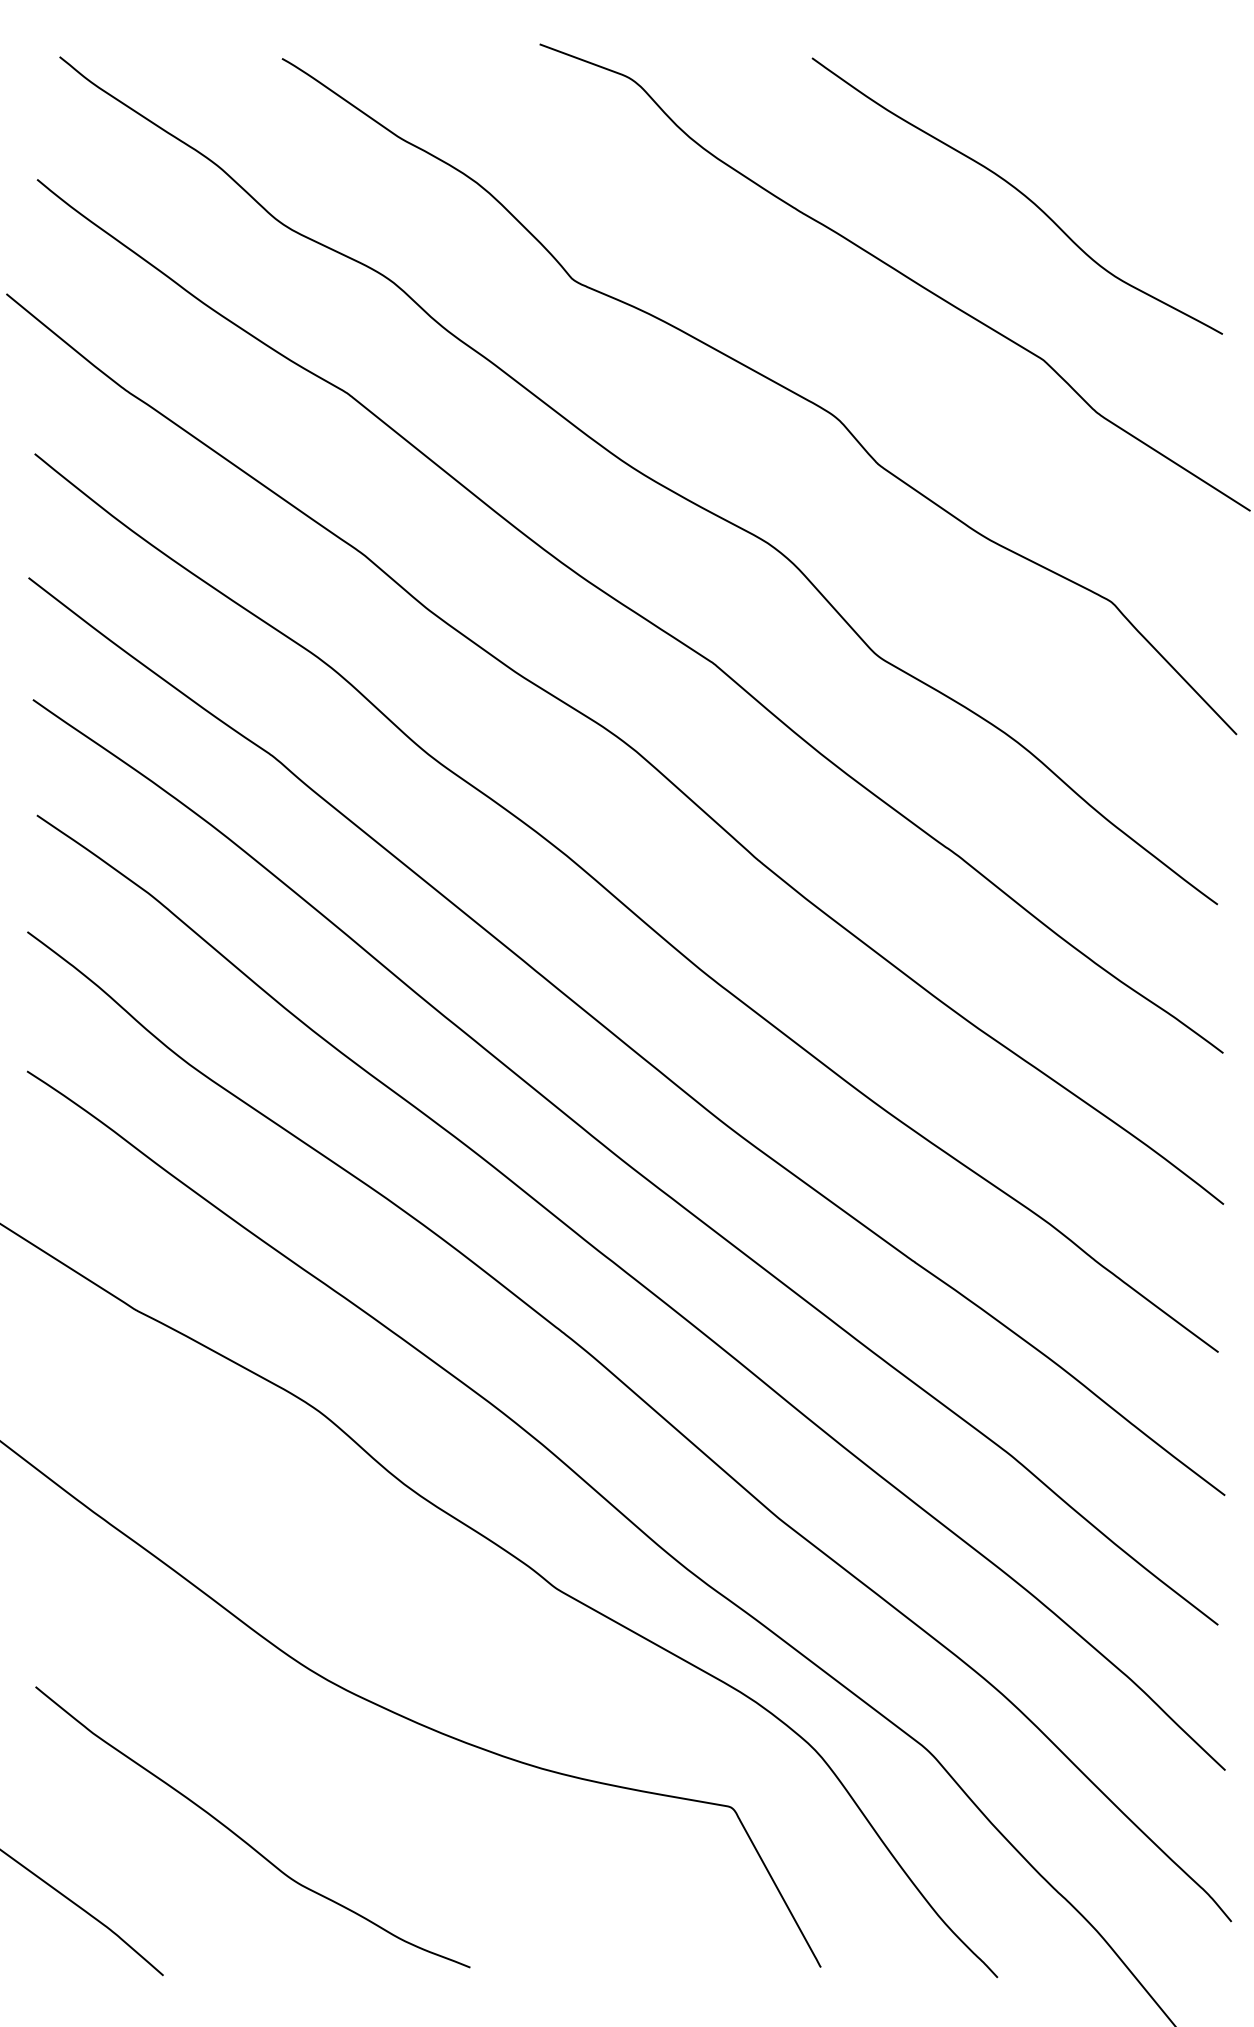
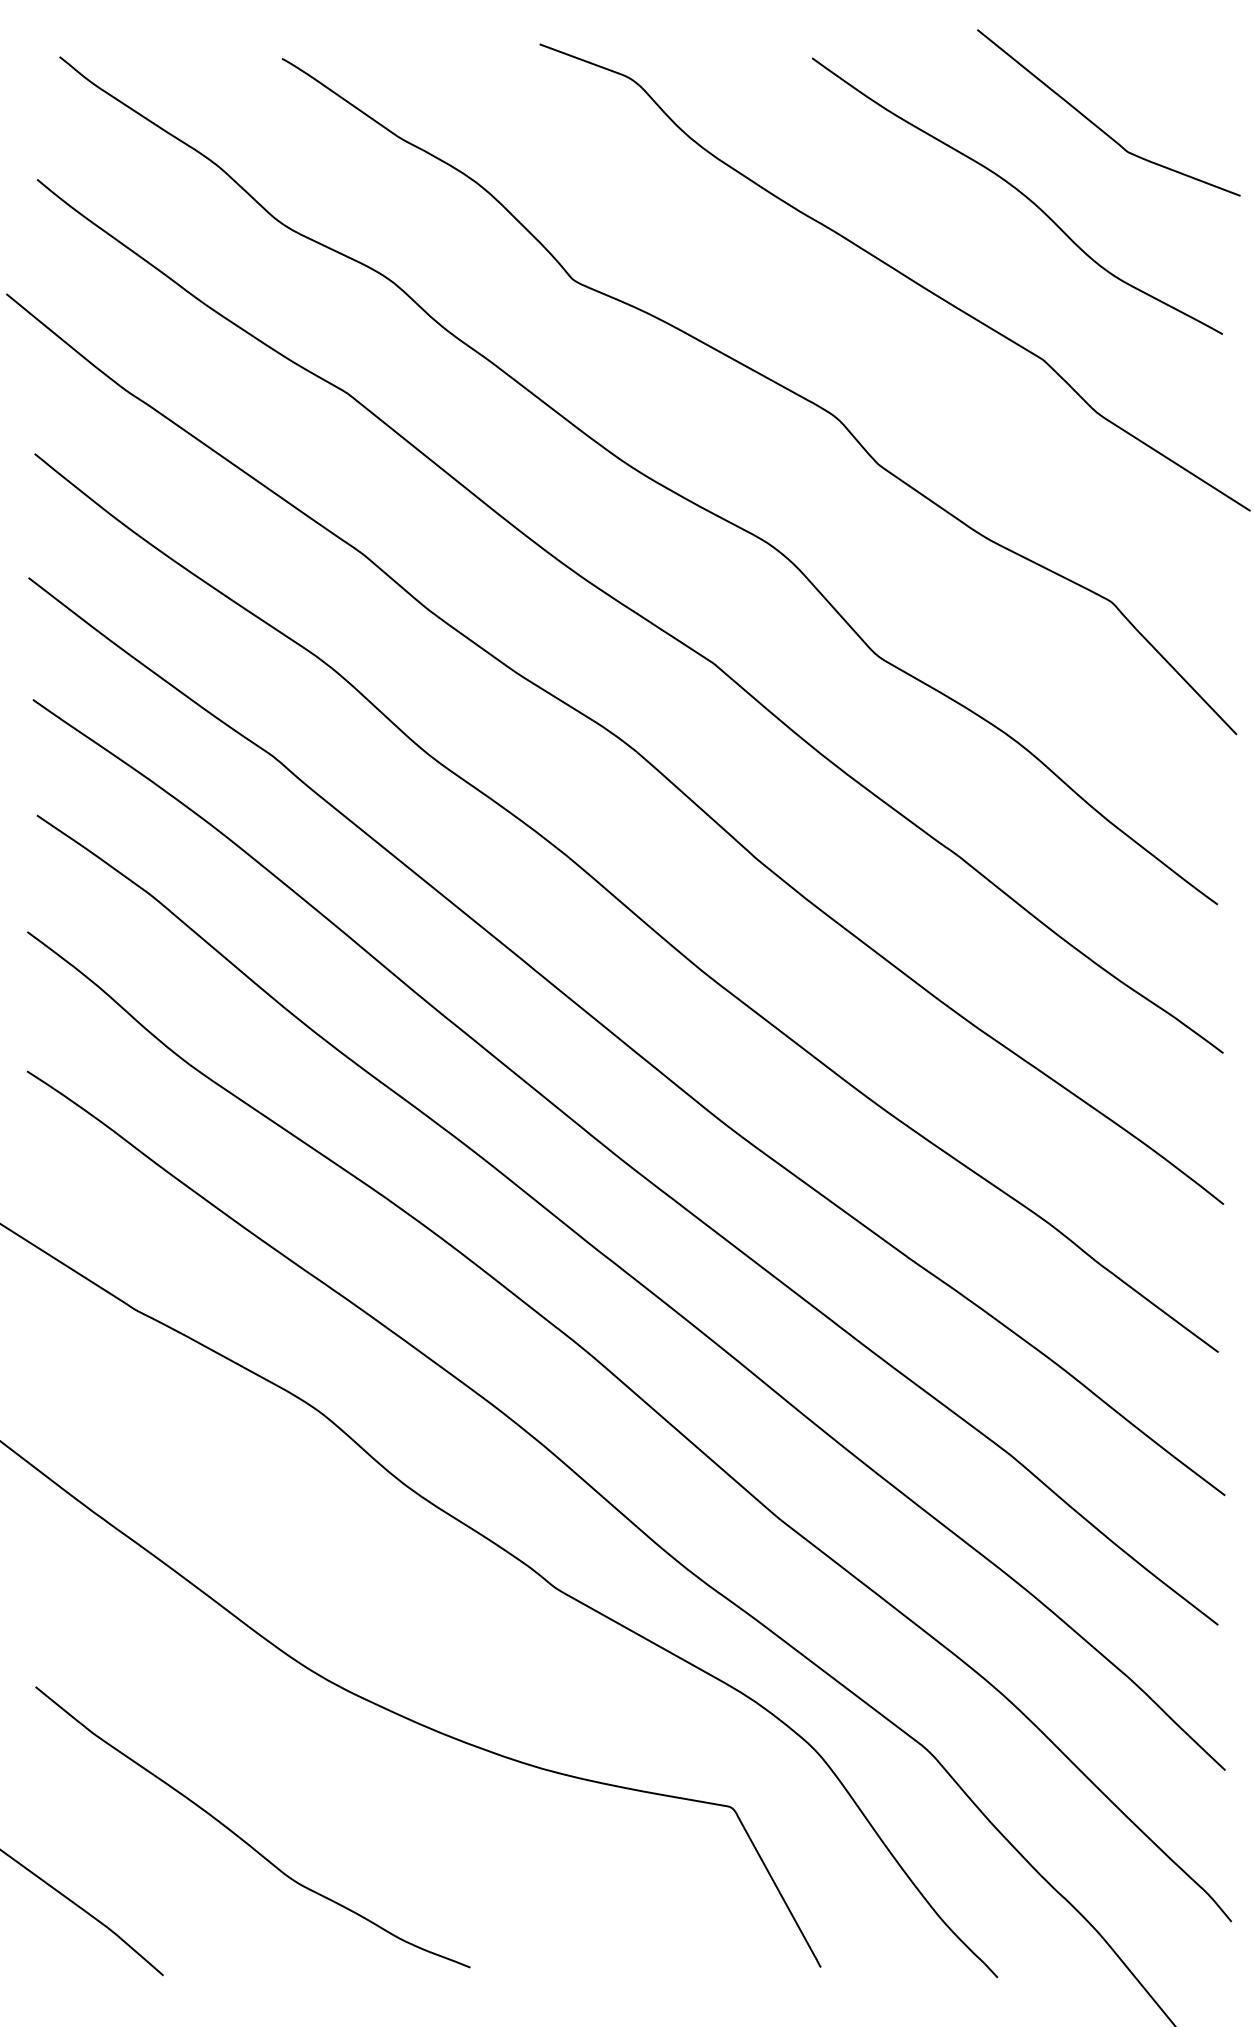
curve: none -> present (1096, 124)
